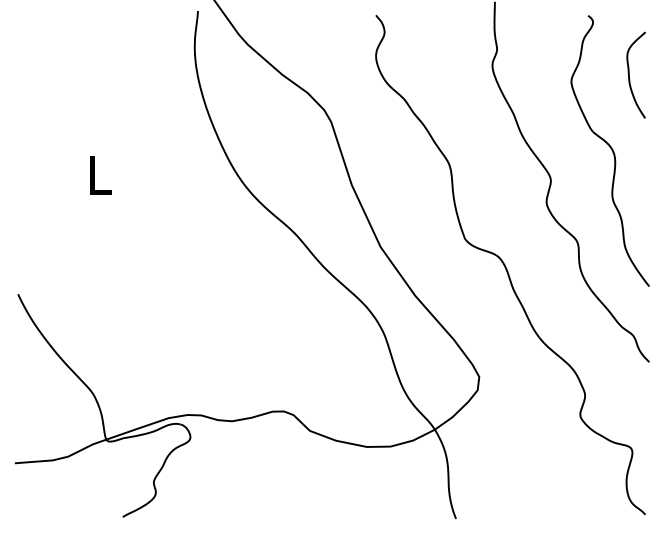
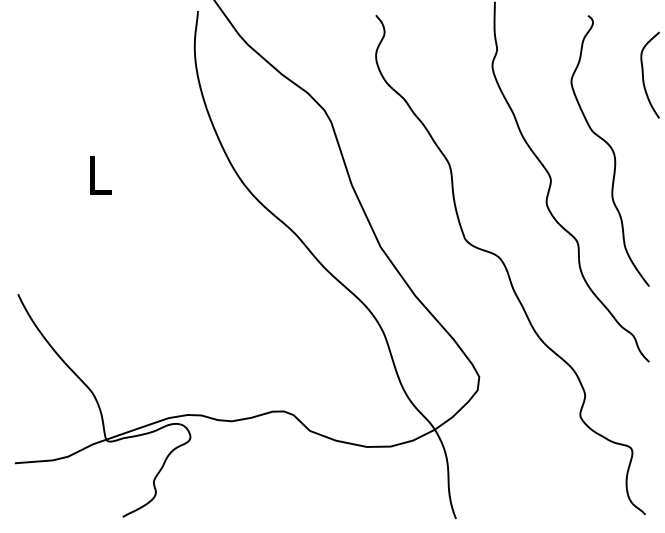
curve position: (629, 74) -> (643, 74) (643, 74)
